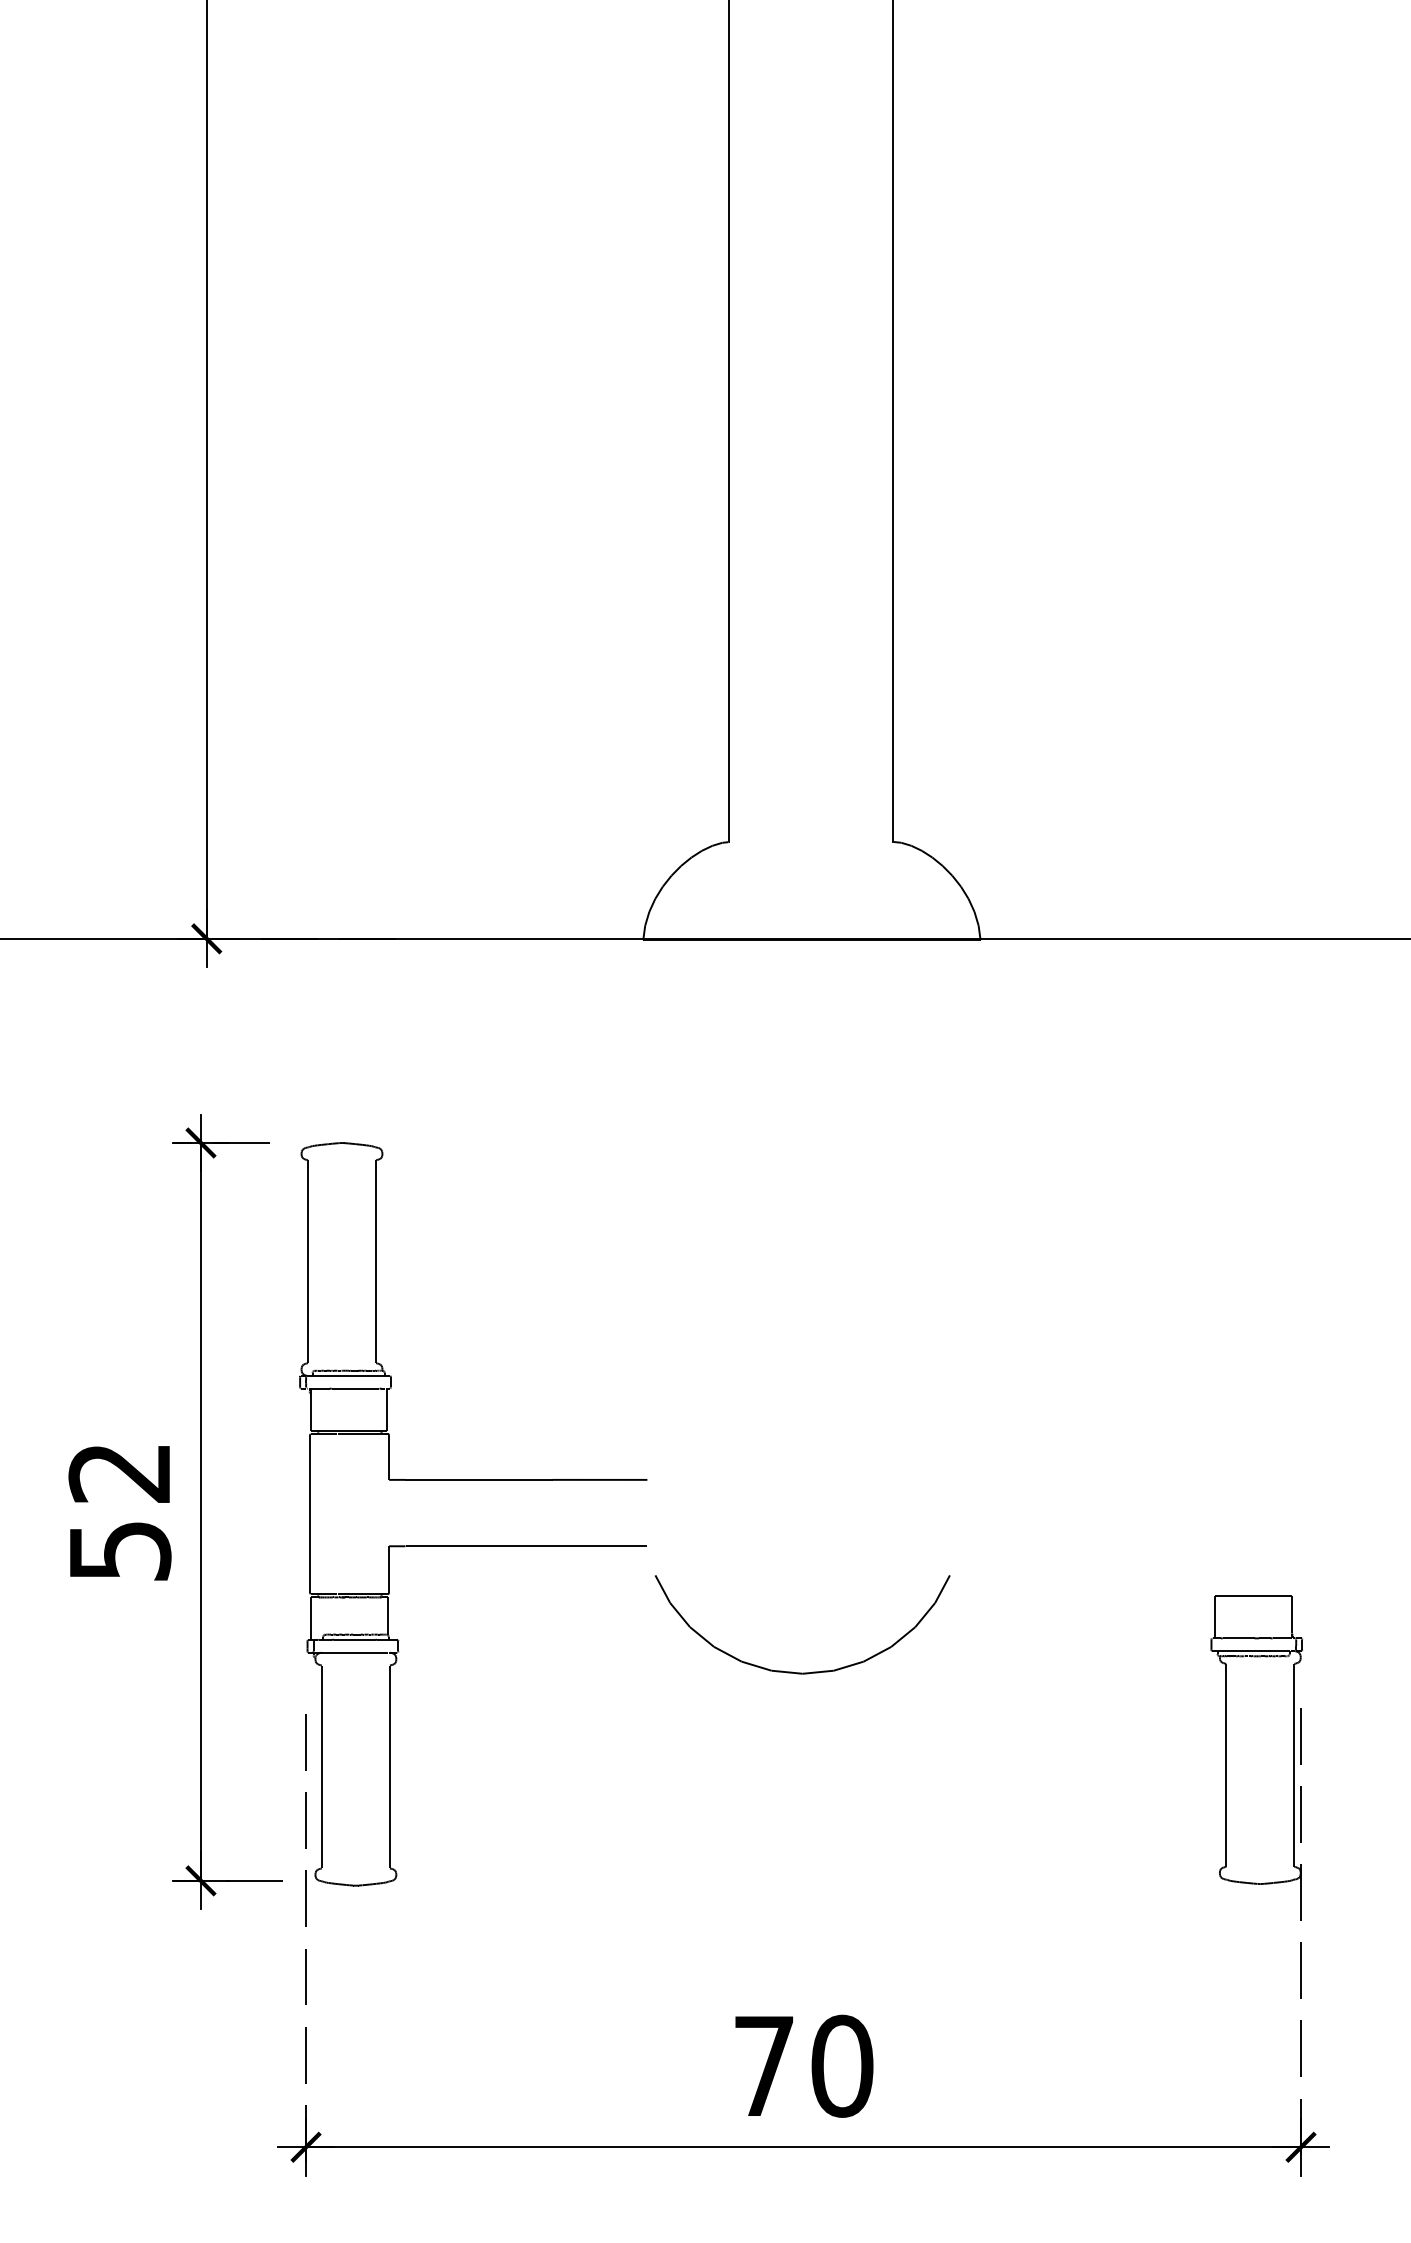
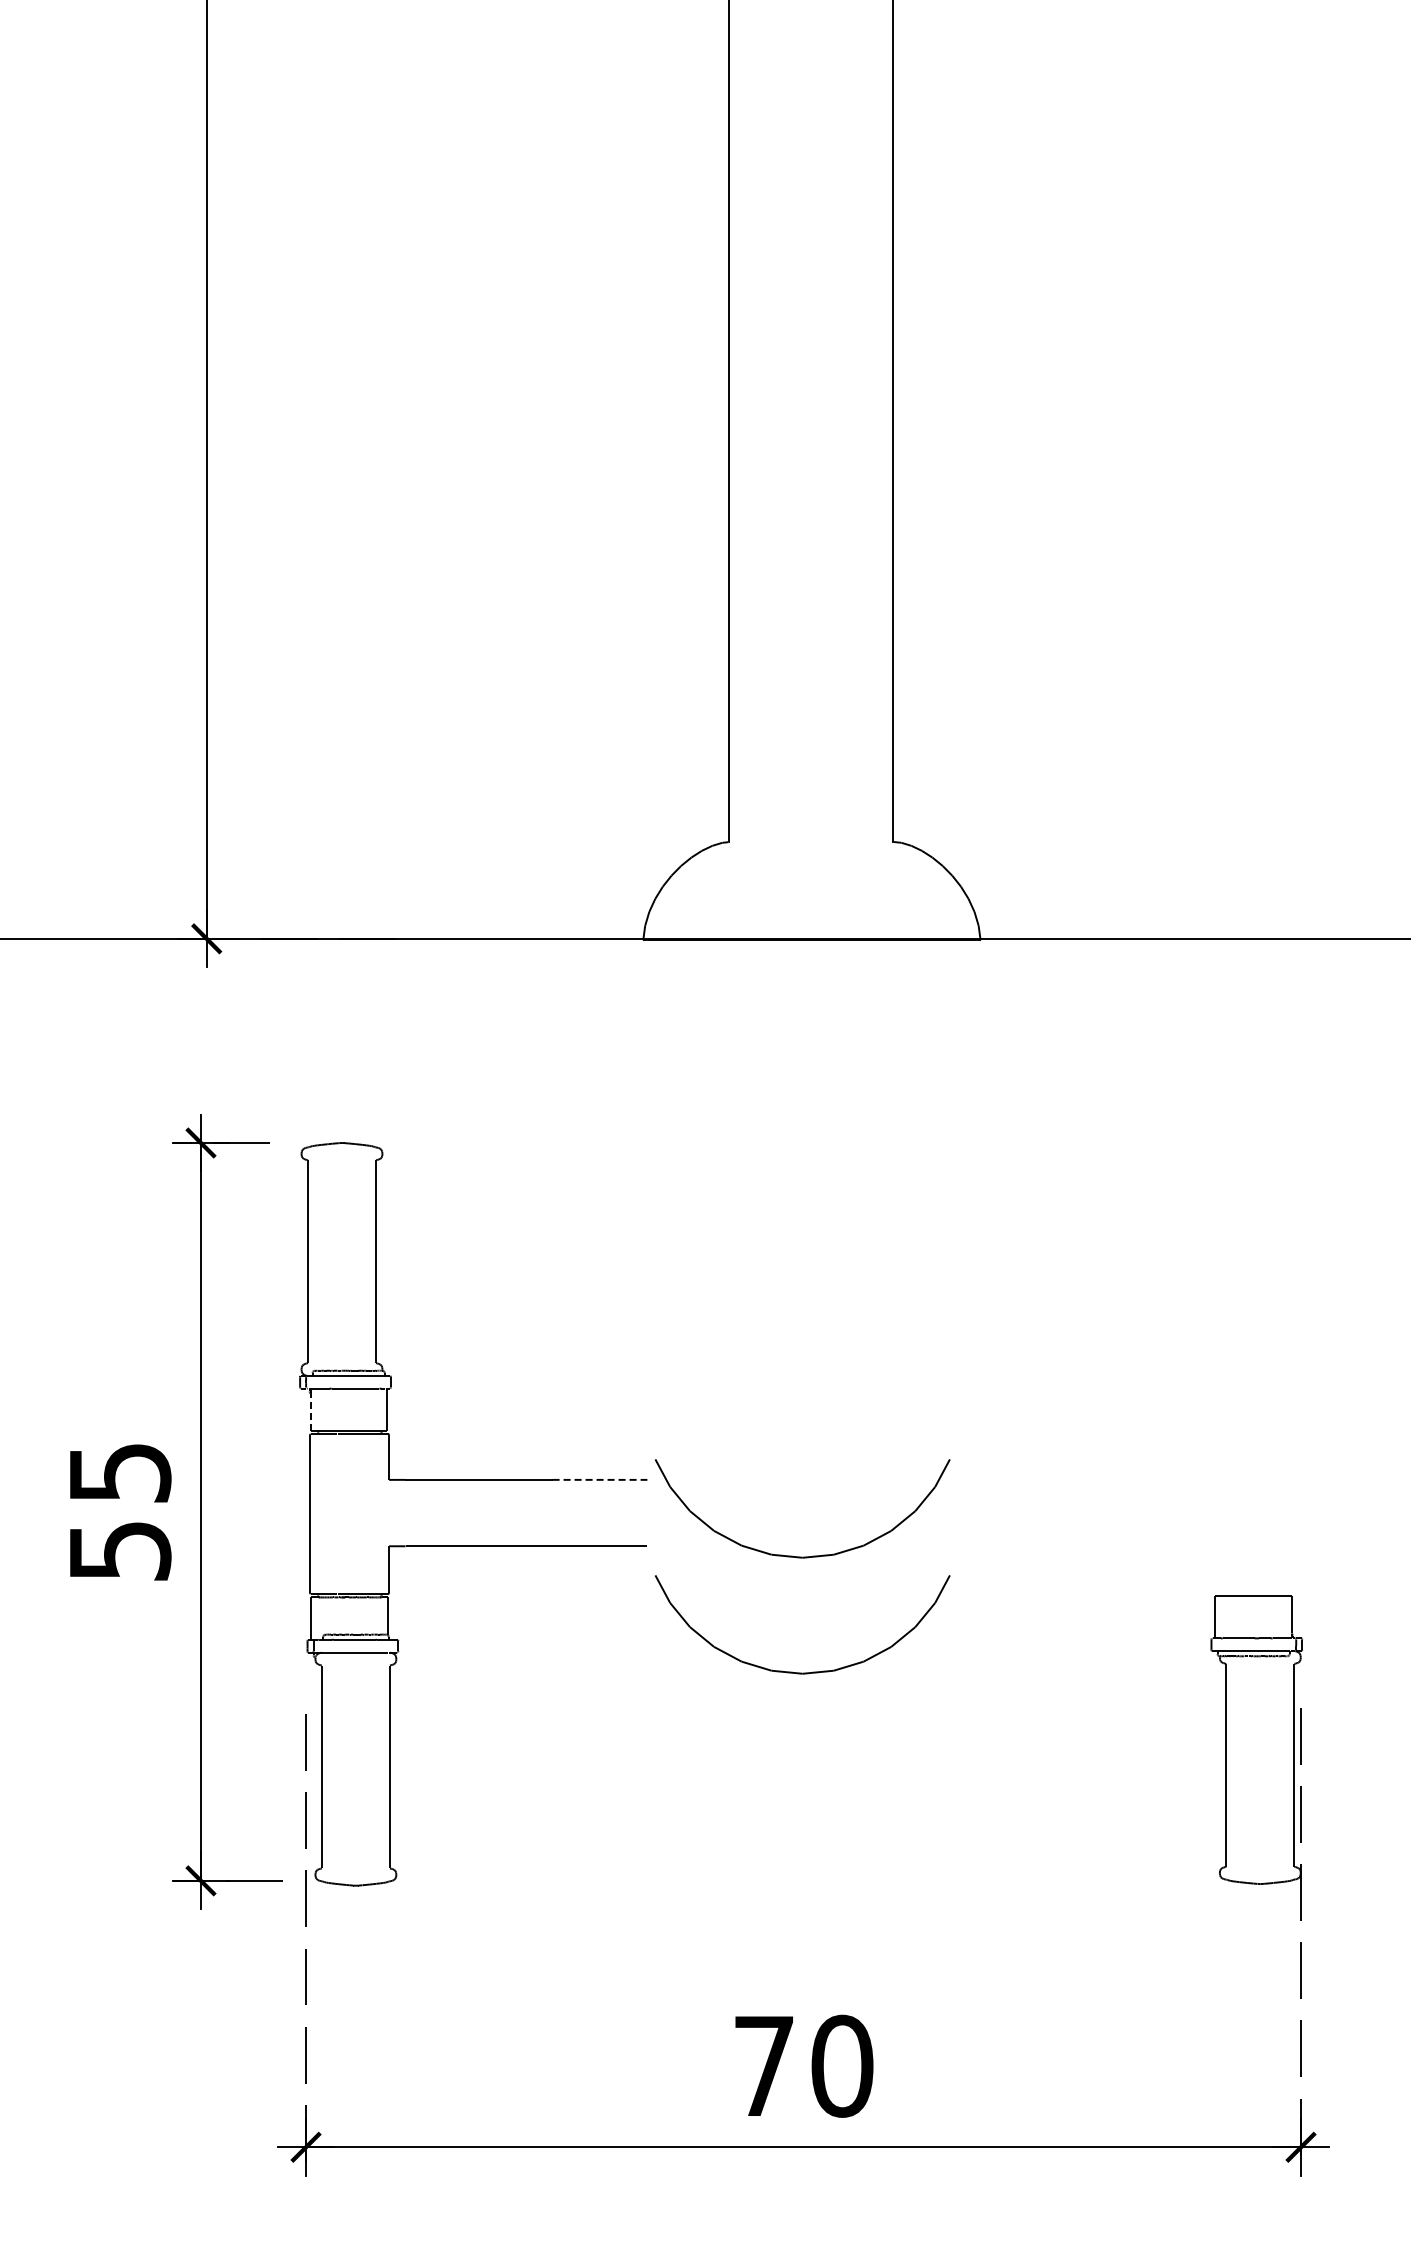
line: solid -> dashed (310, 1412)
text: 52 -> 55 (119, 1473)
line: solid -> dashed (600, 1479)
part: none -> present (802, 1556)
